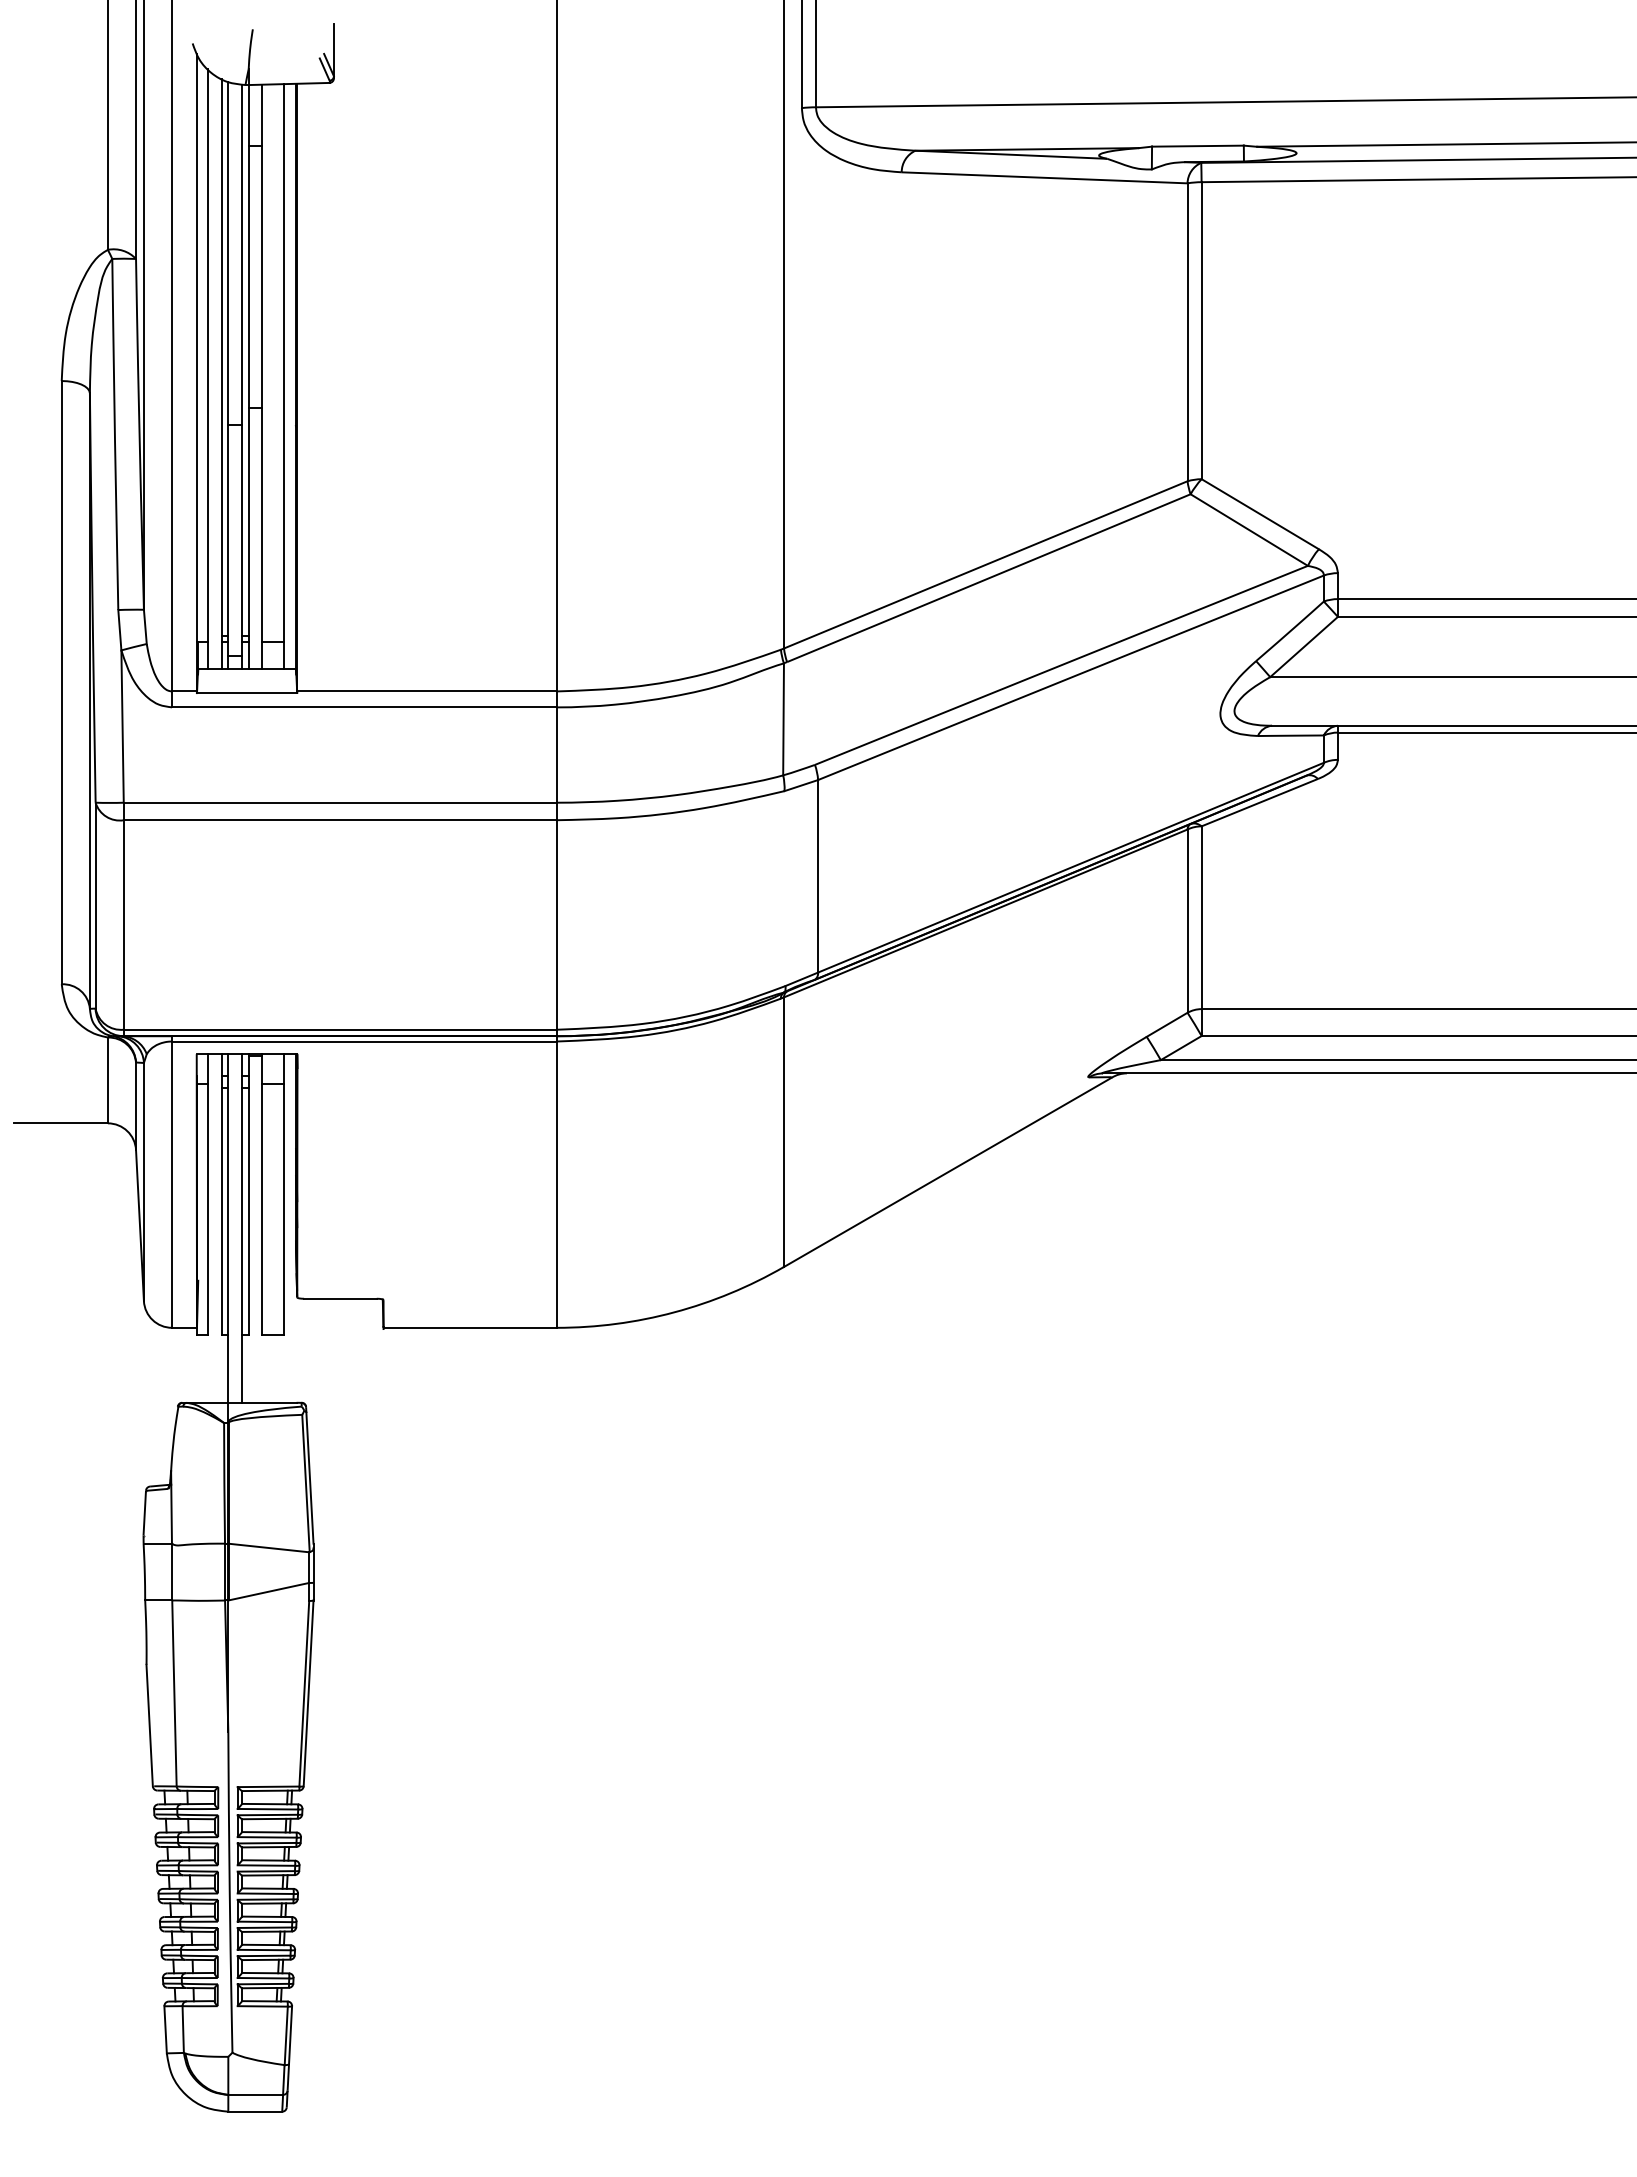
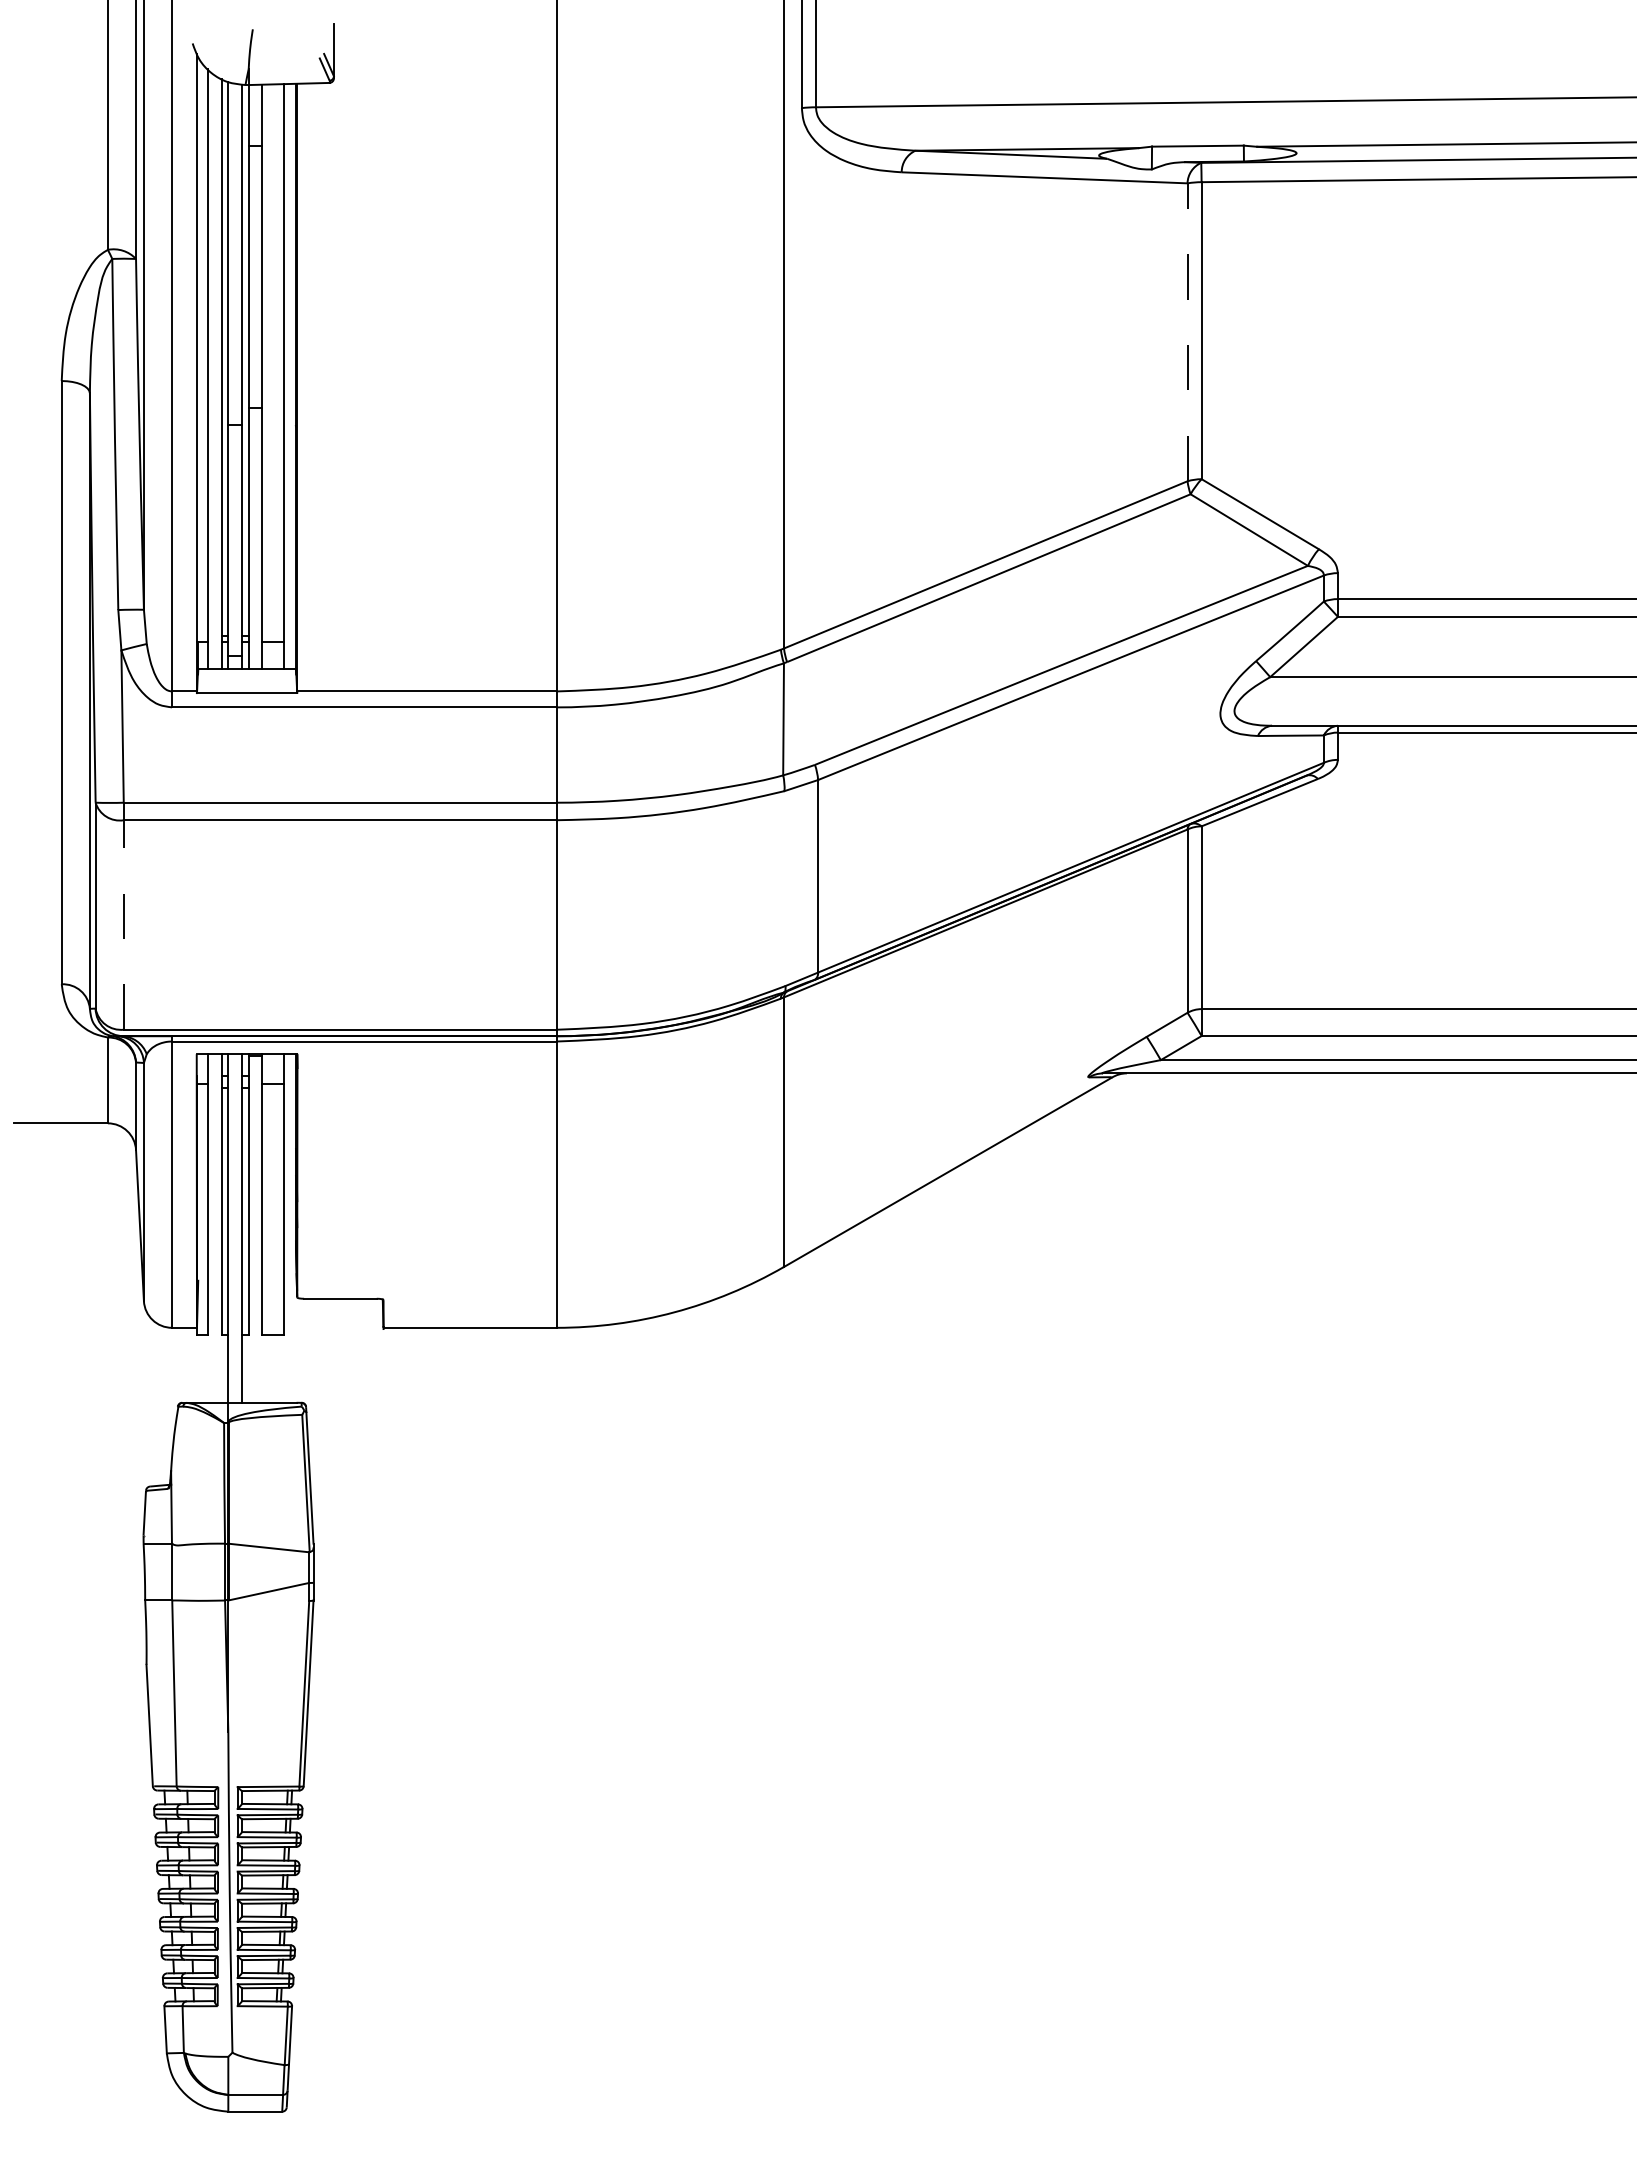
line: solid -> dashed (1187, 332)
line: solid -> dashed (123, 919)
